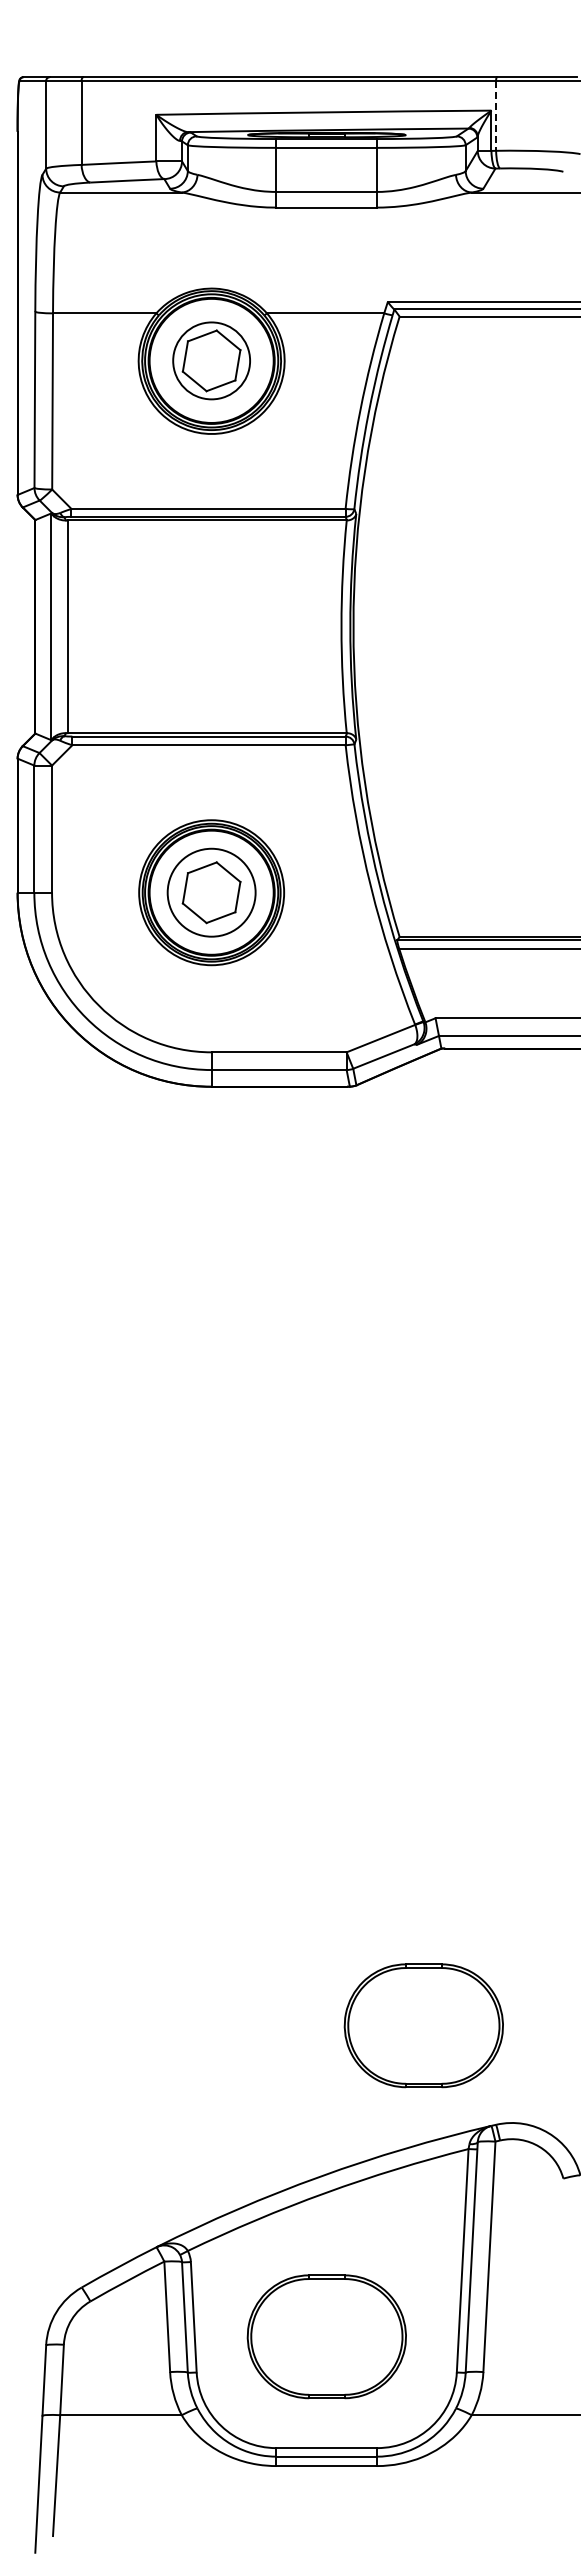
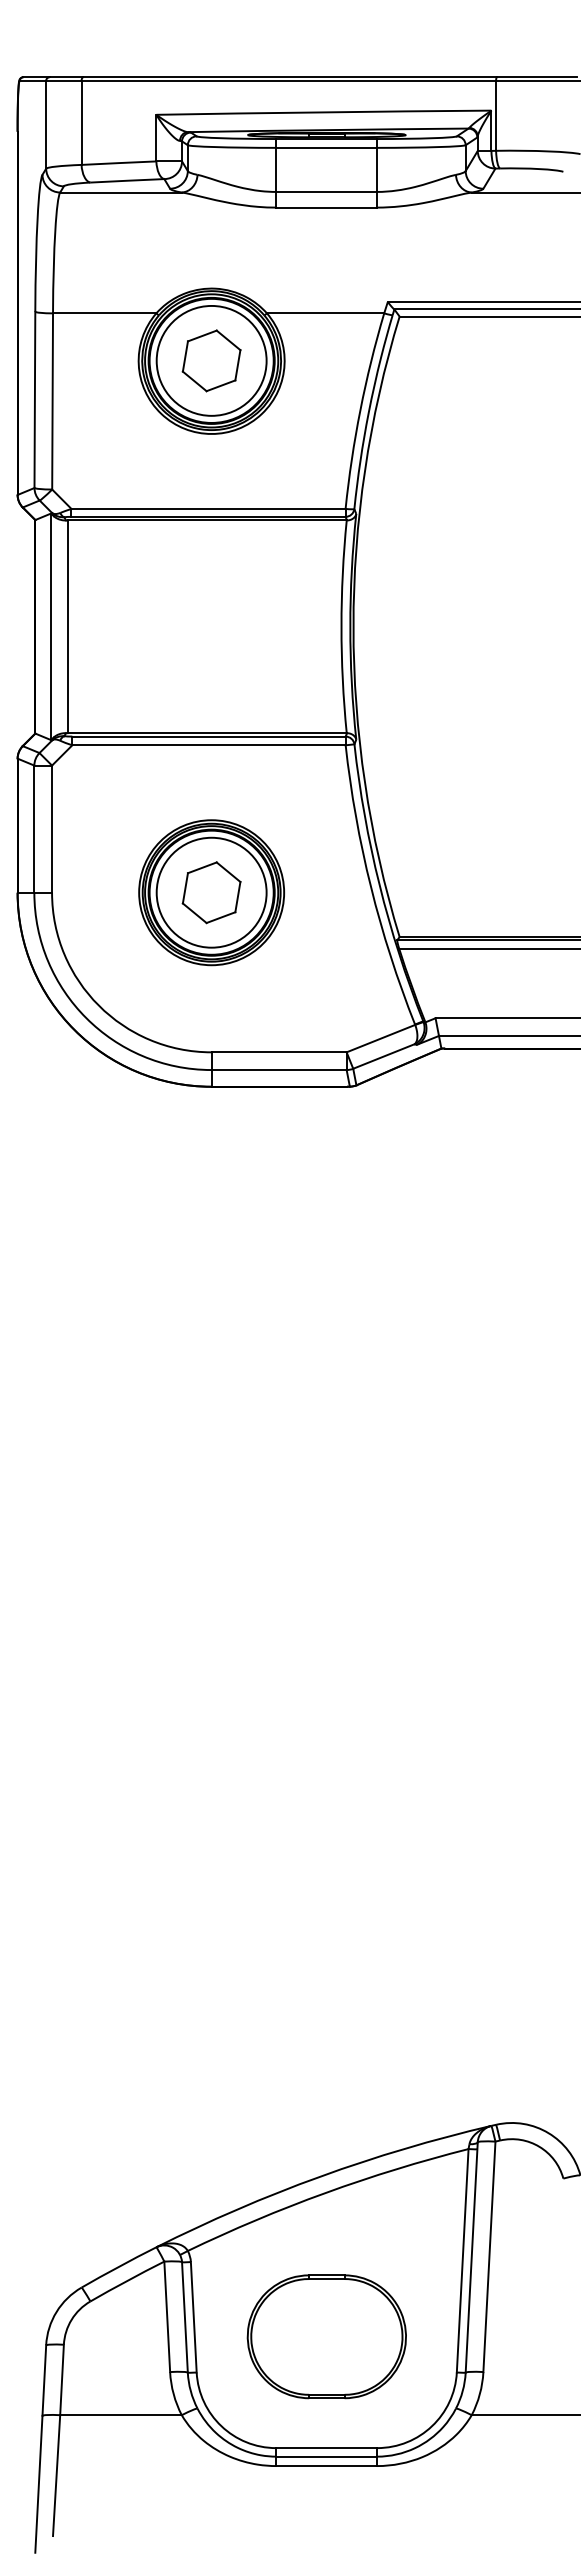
line: dashed -> solid (496, 116)
circle diameter: 77 px -> 110 px (211, 360)
circle diameter: 88 px -> 110 px (211, 892)
part: present -> none (423, 2025)
